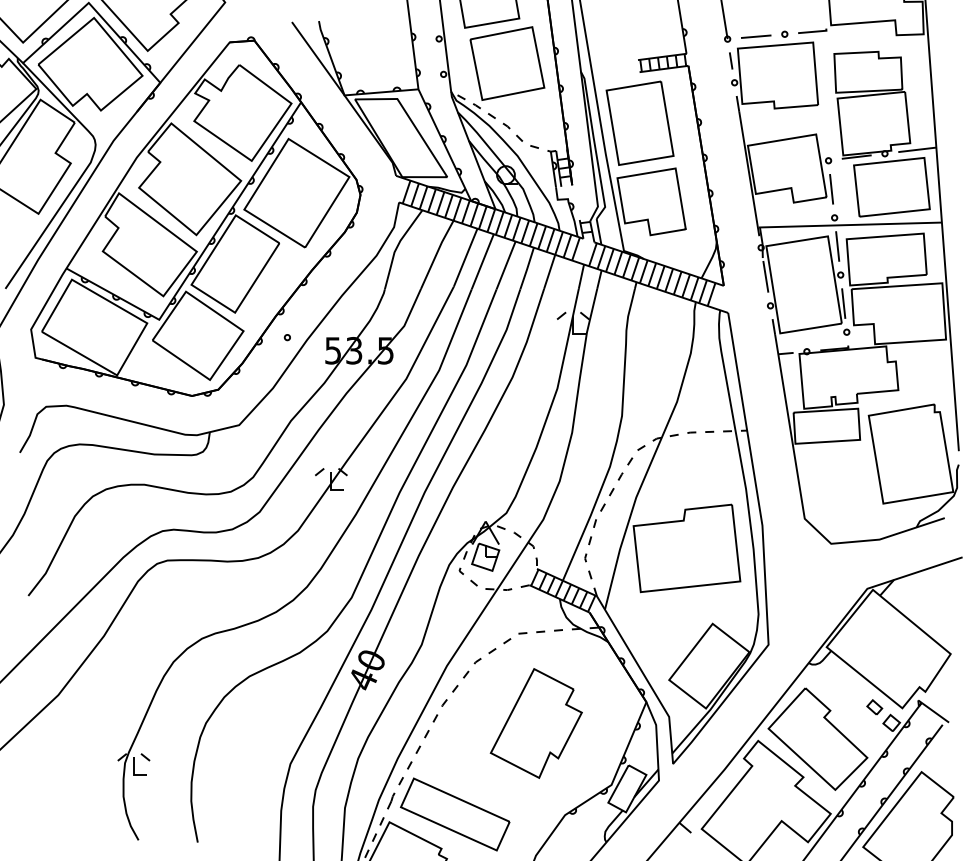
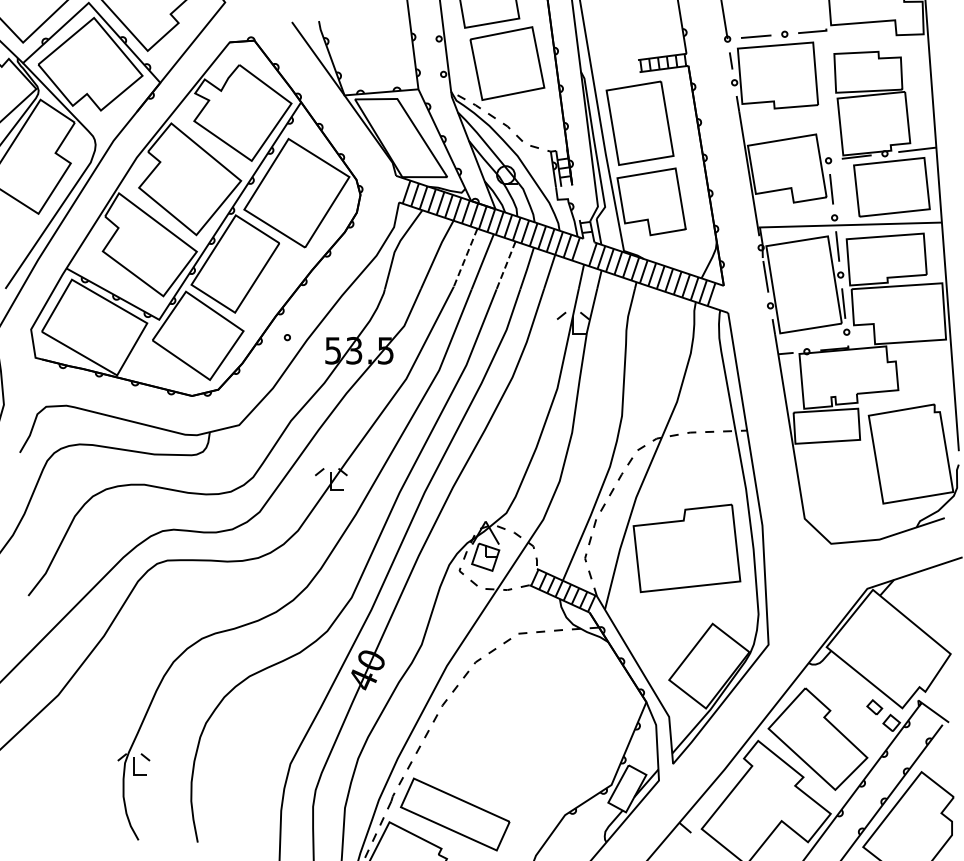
line: solid -> dashed (465, 258)
line: solid -> dashed (506, 265)
part: present -> none (535, 723)
